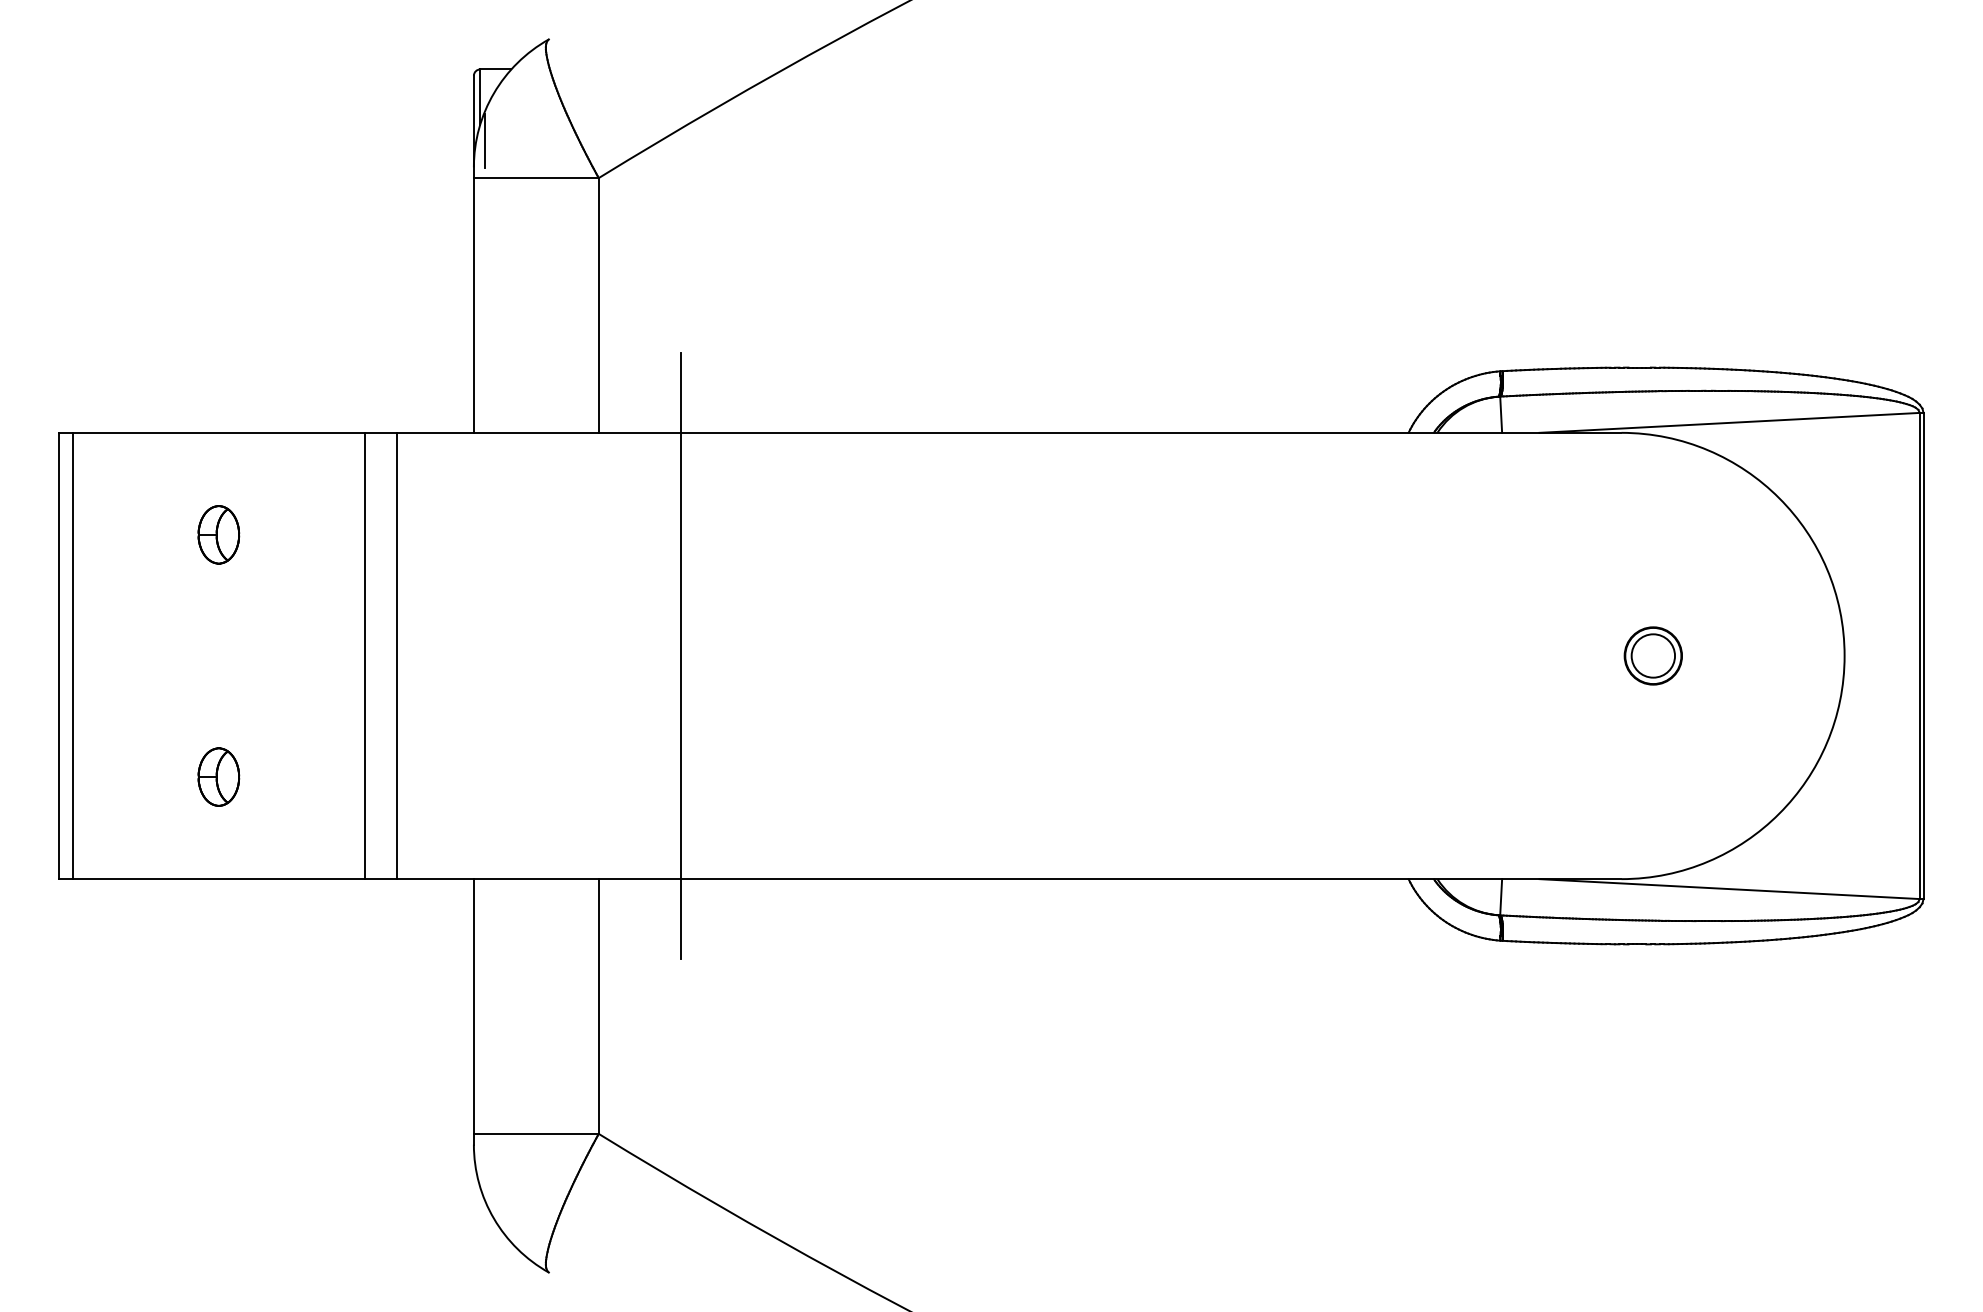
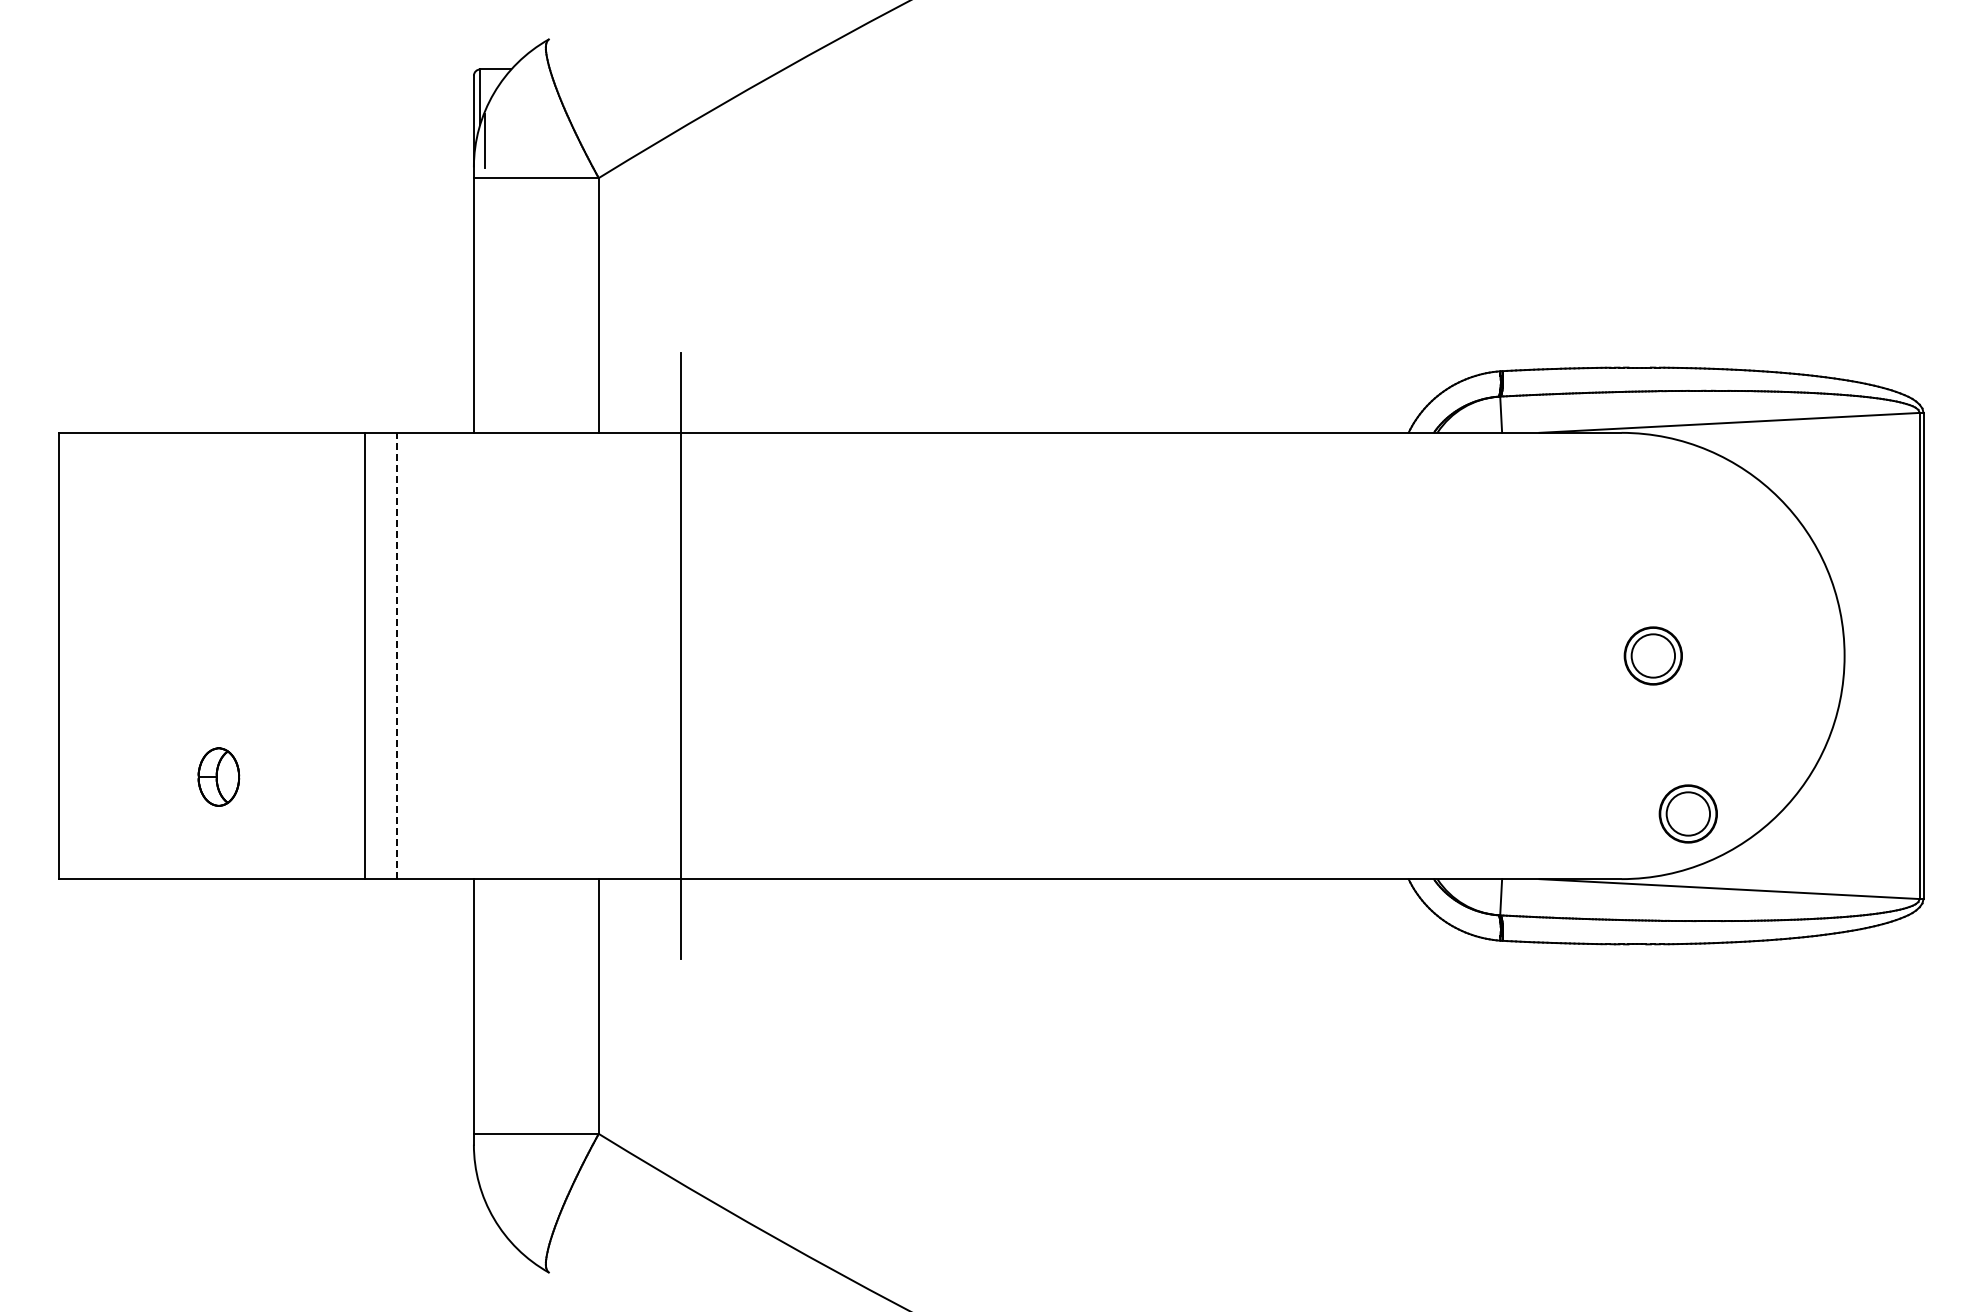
part: present -> none (218, 534)
line: present -> none (72, 655)
line: solid -> dashed (396, 655)
part: none -> present (1687, 813)
